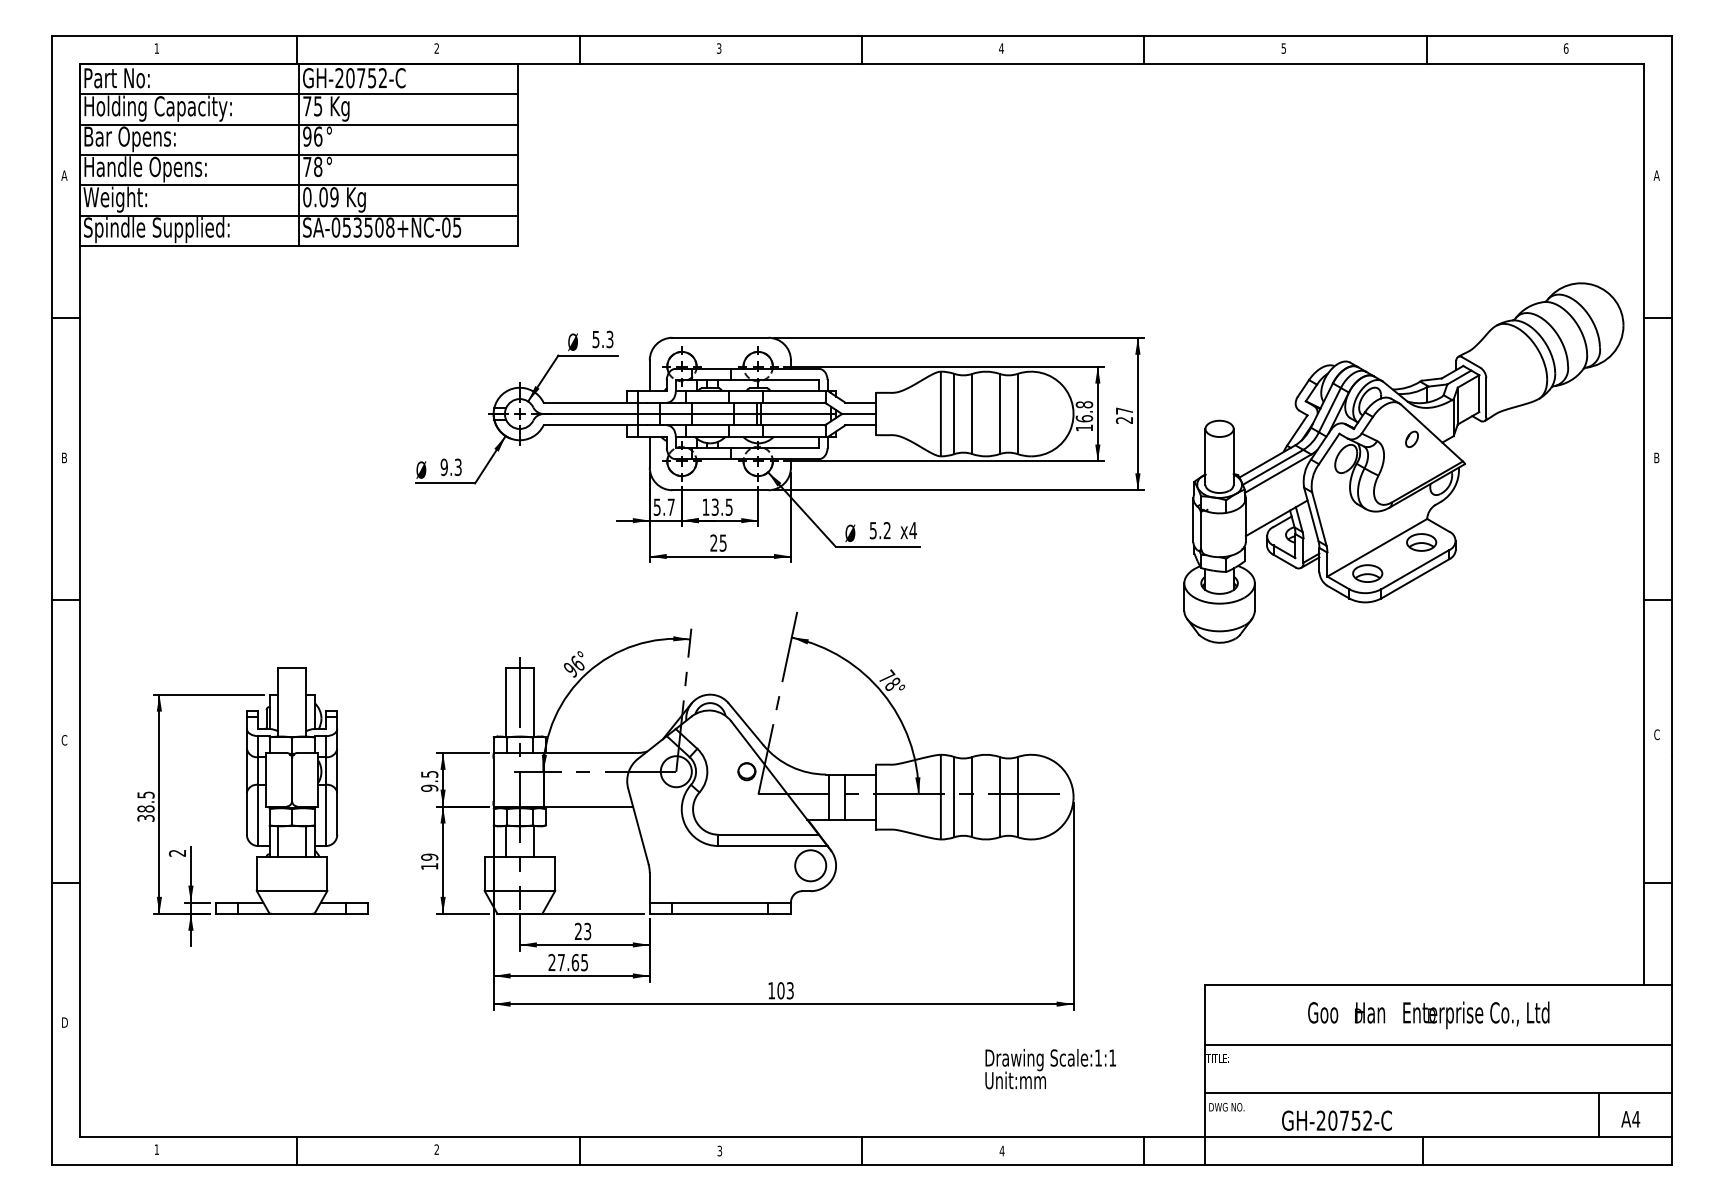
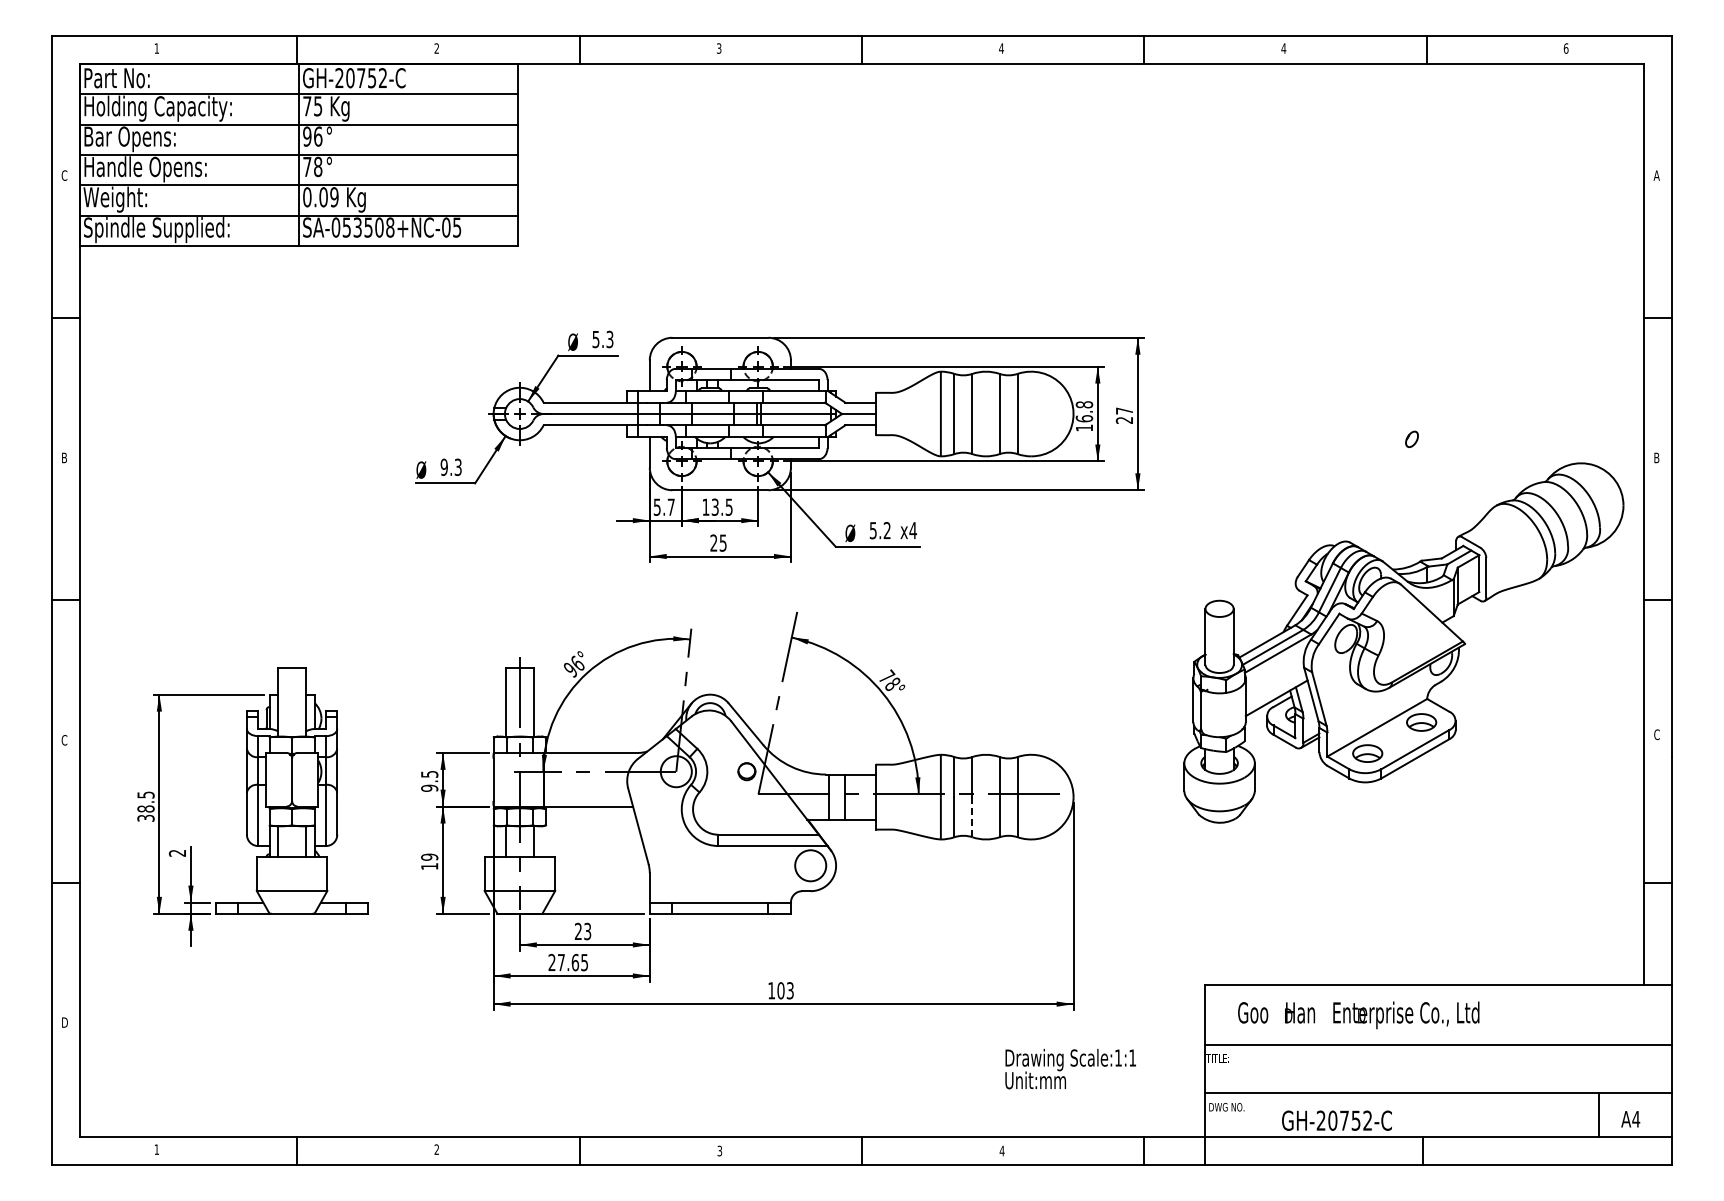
text: 5 -> 4 (1283, 48)
text: A -> C (64, 175)
part position: (1403, 462) -> (1403, 642) (1403, 642)
line: solid -> dashed (972, 816)
text position: (1428, 1015) -> (1358, 1015) (1358, 1015)
text position: (1050, 1068) -> (1070, 1068) (1070, 1068)
